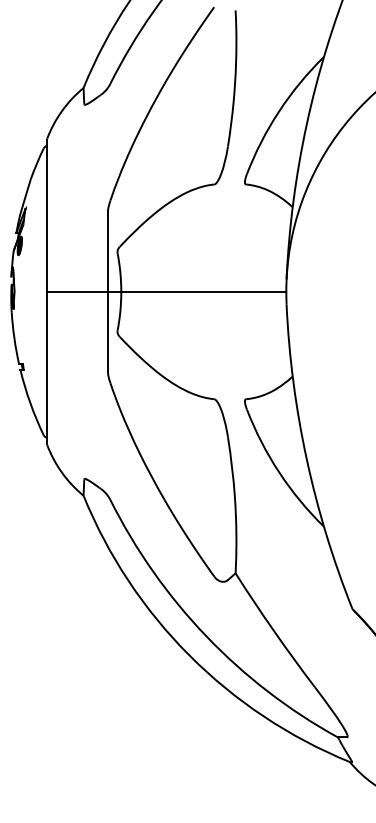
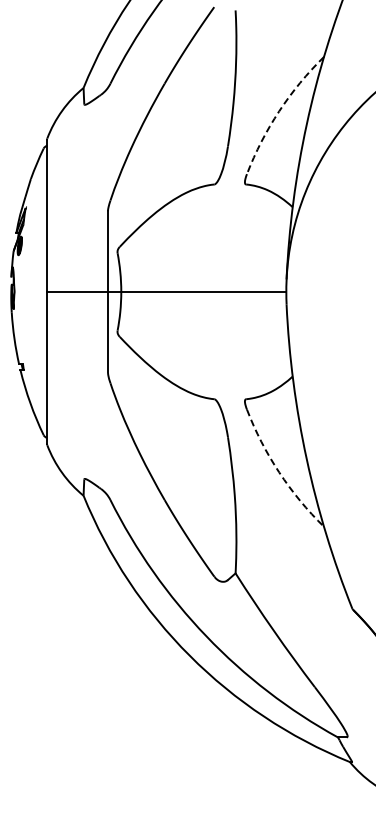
arc: solid -> dashed (279, 111)
arc: solid -> dashed (279, 472)
